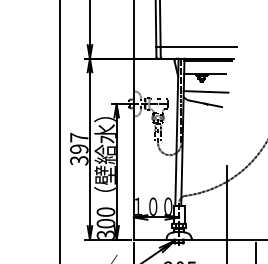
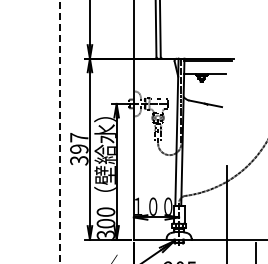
line: present -> none (196, 47)
line: present -> none (205, 91)
line: solid -> dashed (59, 131)
